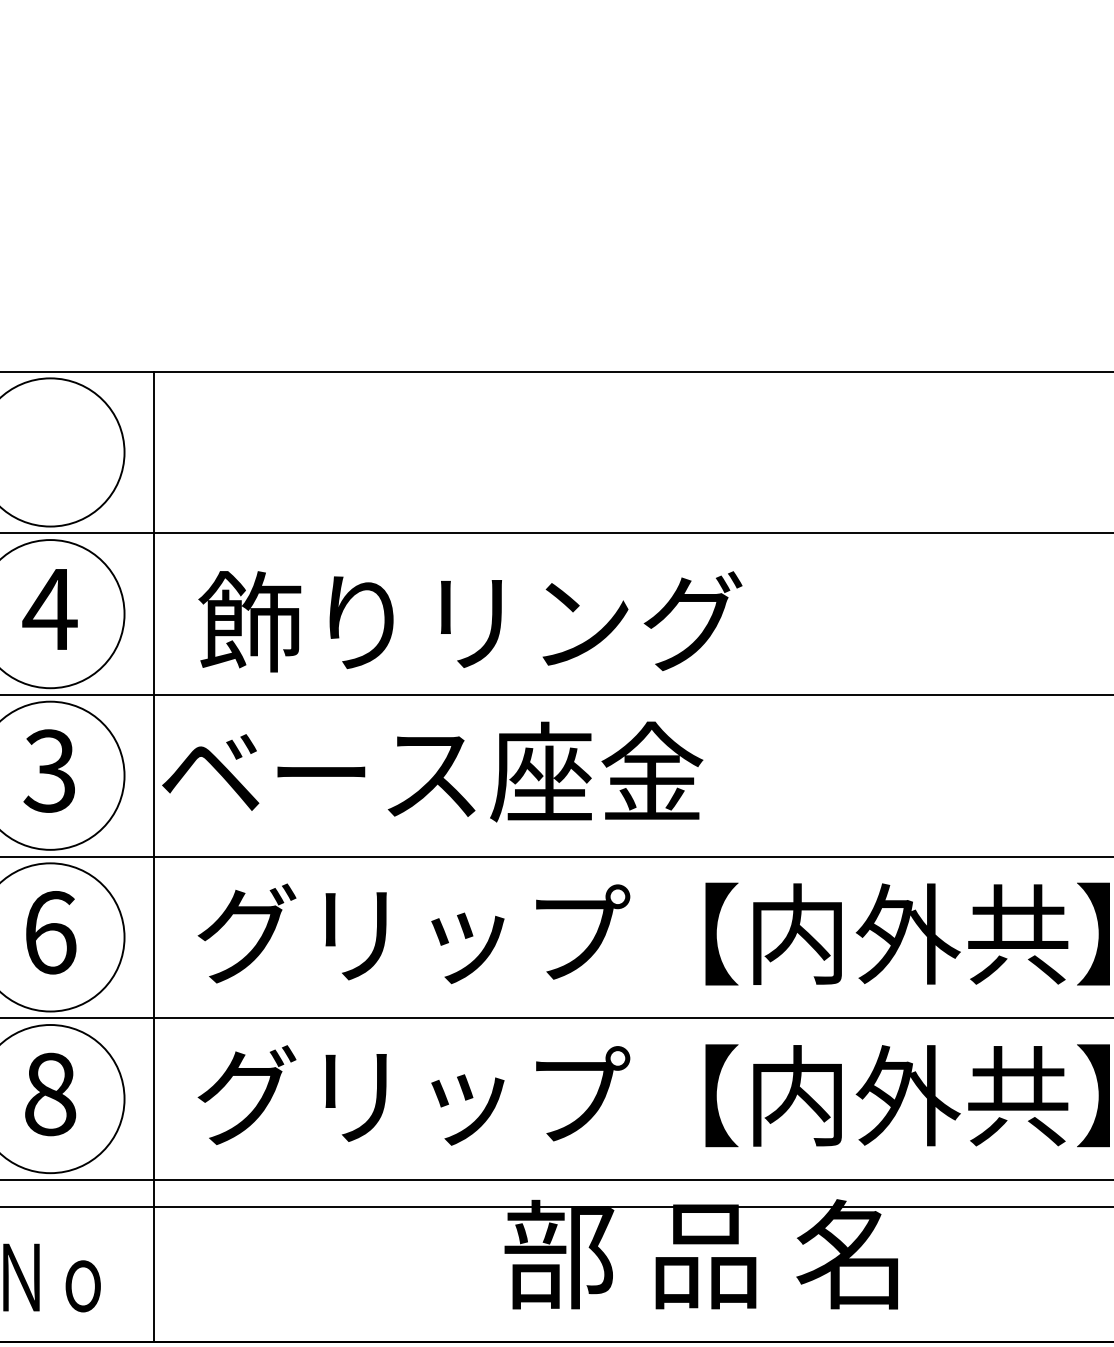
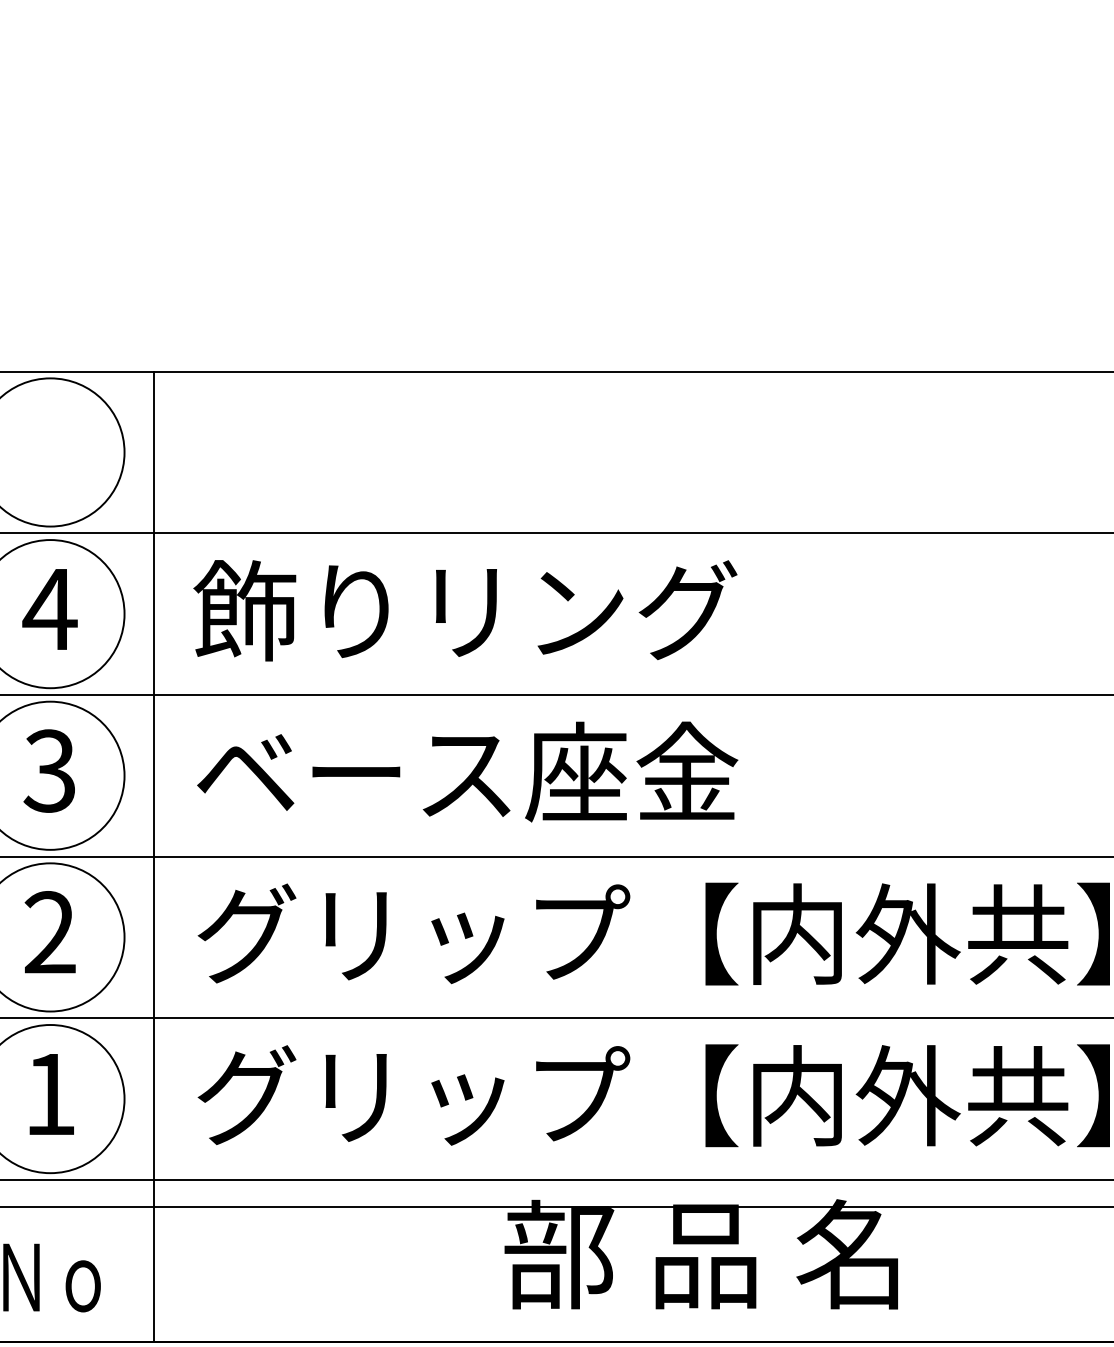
text position: (470, 621) -> (465, 610) (465, 610)
text position: (432, 771) -> (467, 771) (467, 771)
text: 6 -> 2 (50, 932)
text: 8 -> 1 (50, 1094)
